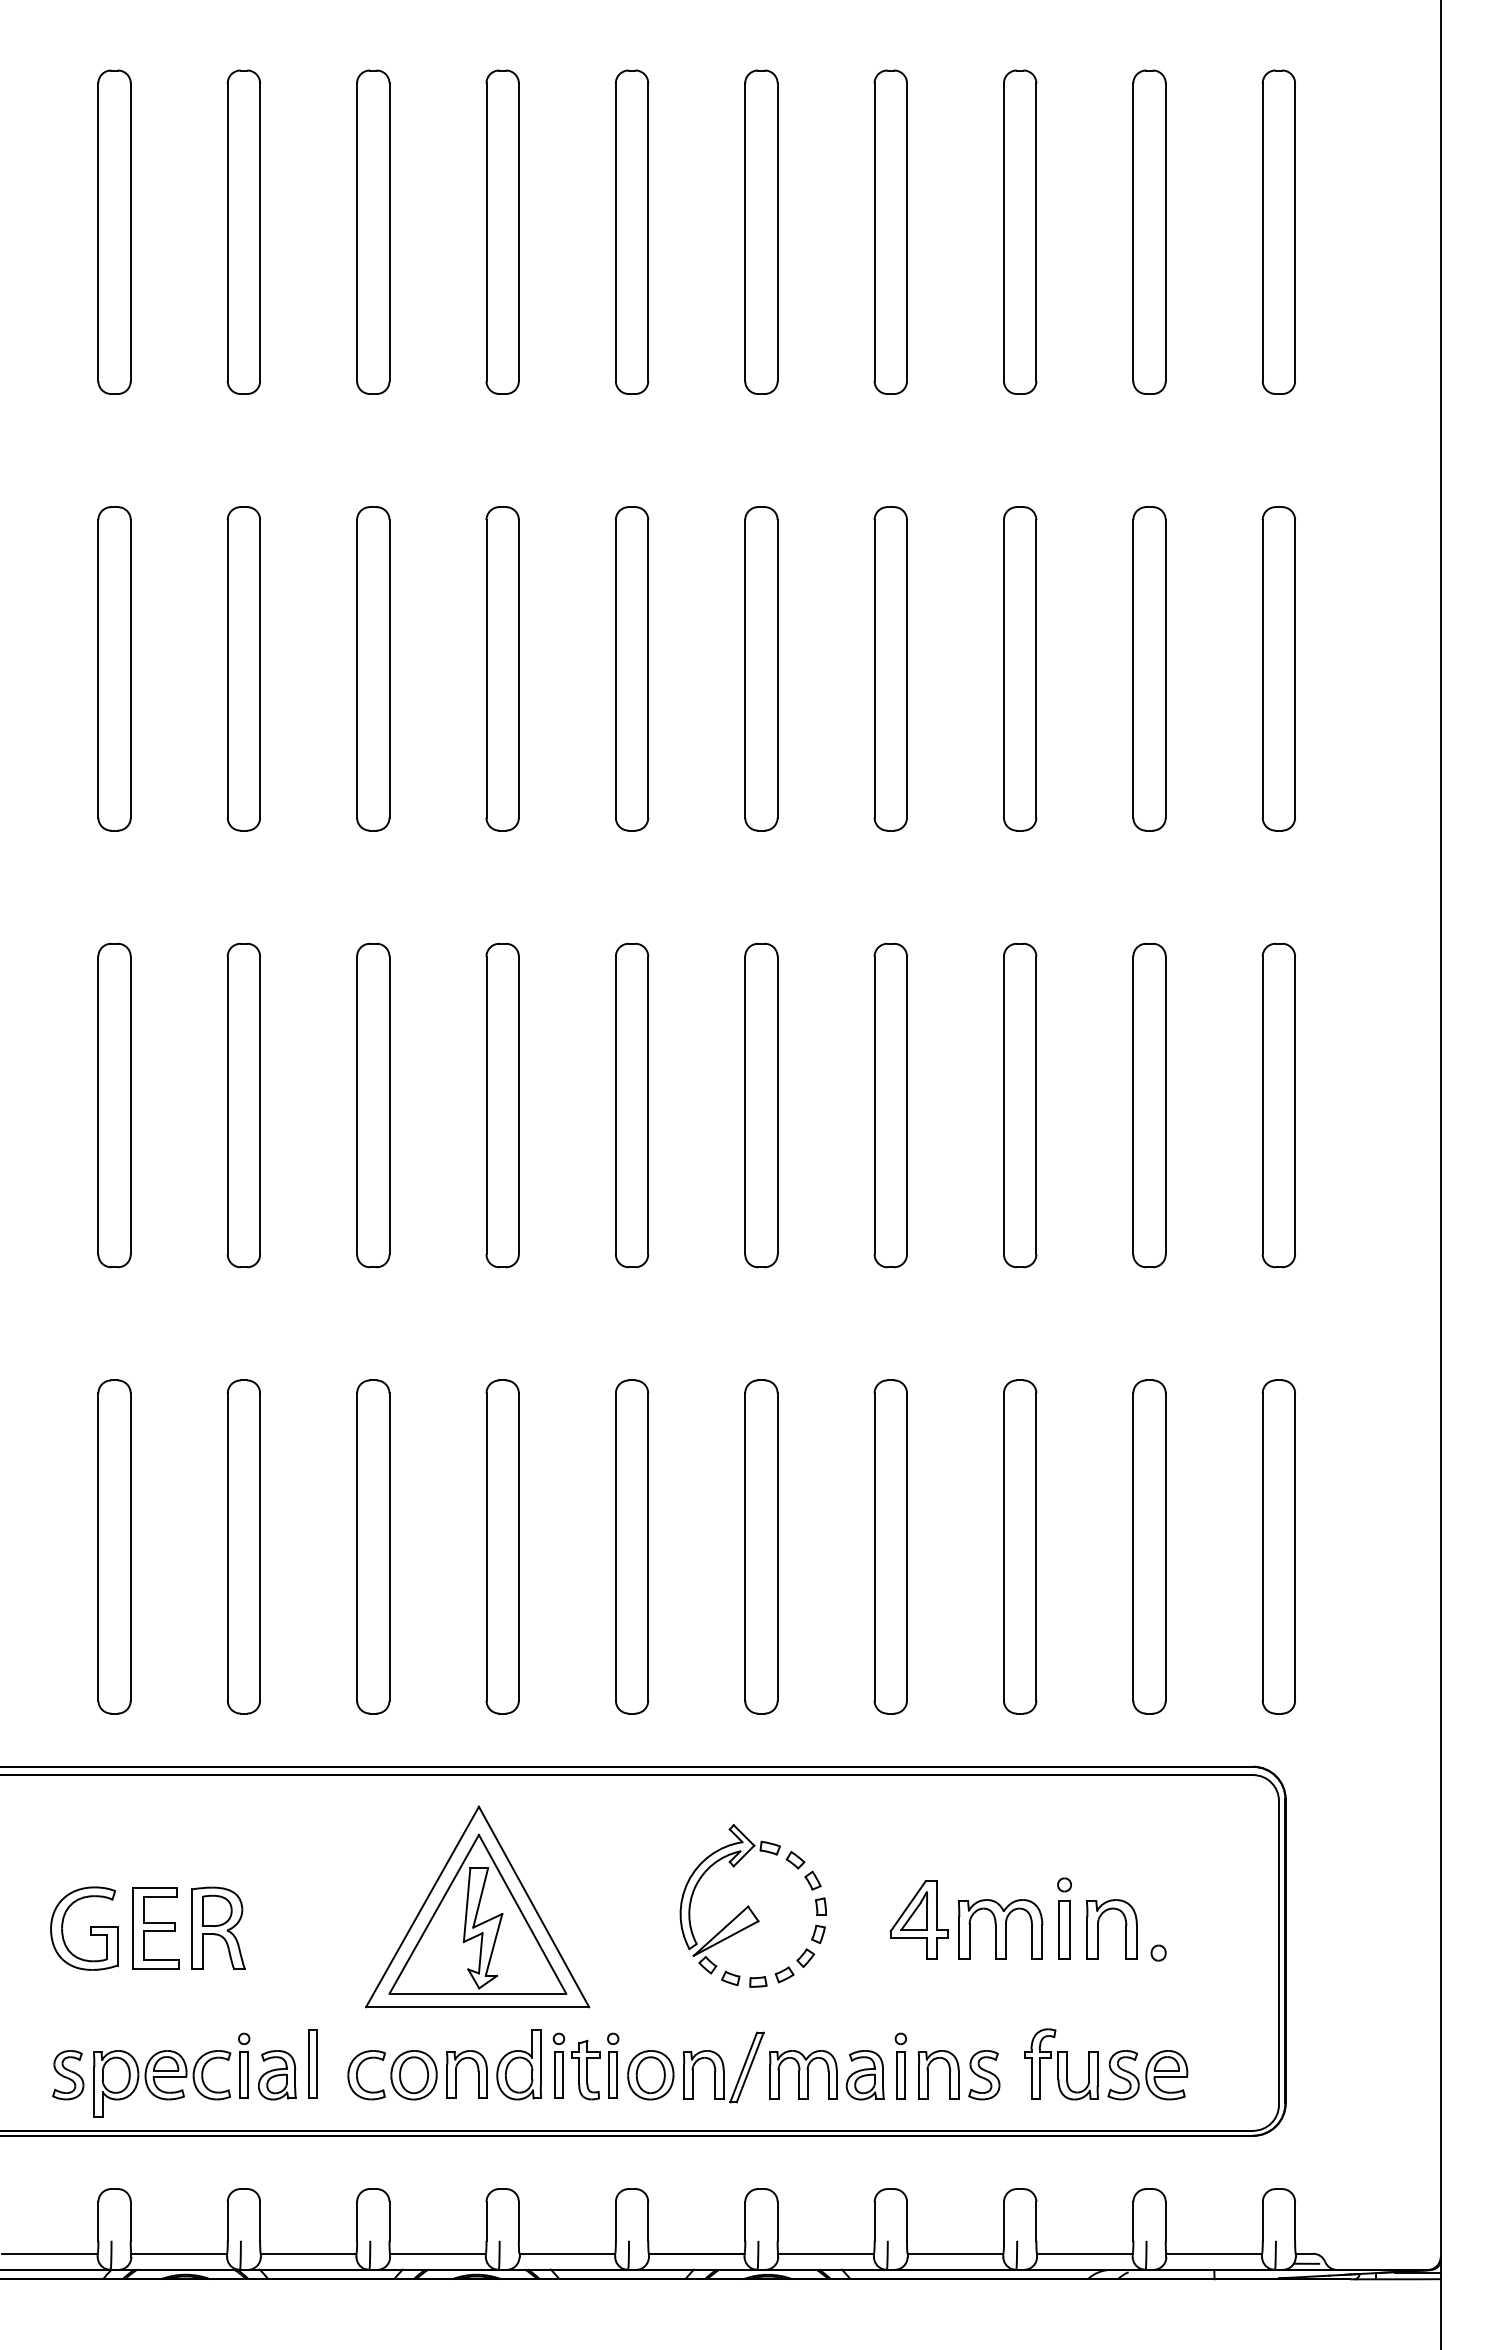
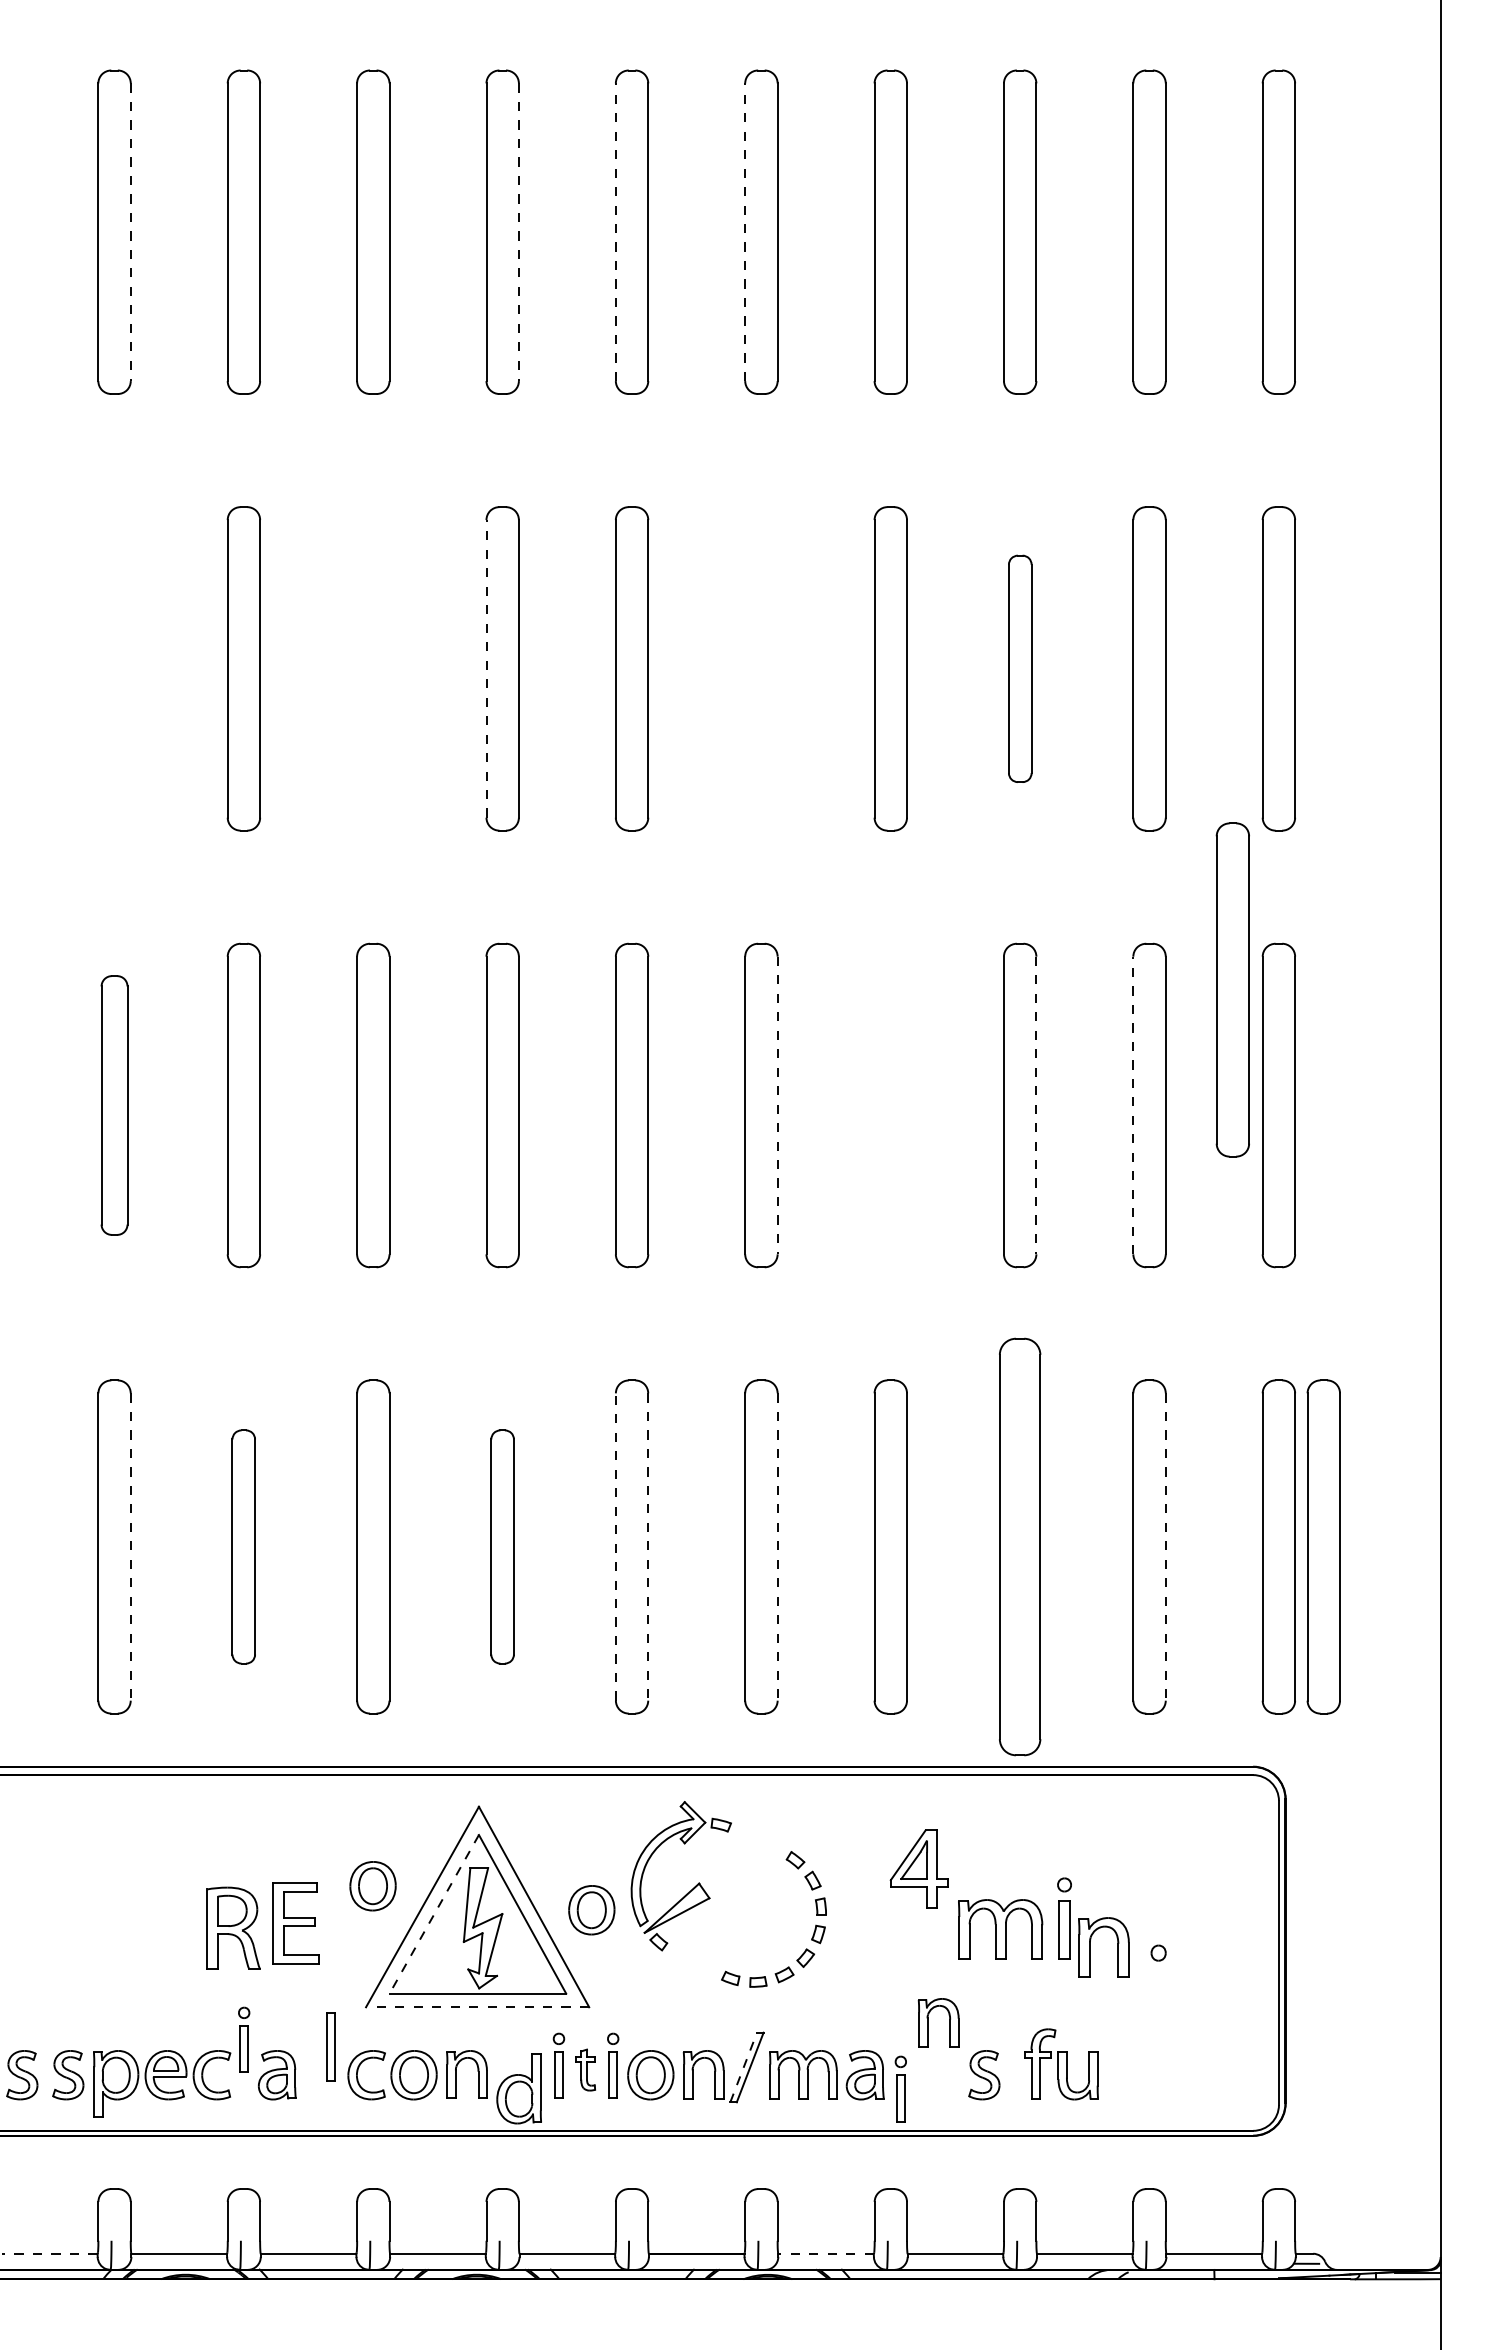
line: solid -> dashed (130, 232)
line: solid -> dashed (518, 232)
line: solid -> dashed (615, 232)
line: solid -> dashed (745, 232)
part: present -> none (114, 668)
part: present -> none (373, 668)
line: solid -> dashed (486, 668)
part: present -> none (761, 668)
part size: 35x326 px -> 25x229 px (1020, 668)
part: none -> present (1232, 989)
part size: 35x327 px -> 29x261 px (114, 1105)
line: solid -> dashed (777, 1105)
part: present -> none (890, 1105)
line: solid -> dashed (1036, 1105)
line: solid -> dashed (1133, 1105)
part size: 35x336 px -> 25x236 px (243, 1546)
part size: 35x336 px -> 25x236 px (502, 1546)
part size: 35x336 px -> 43x420 px (1020, 1546)
part: none -> present (1323, 1546)
line: solid -> dashed (130, 1547)
line: solid -> dashed (615, 1547)
line: solid -> dashed (648, 1547)
line: solid -> dashed (777, 1547)
line: solid -> dashed (1165, 1547)
part: none -> present (372, 1886)
part: none -> present (591, 1910)
part position: (741, 1911) -> (692, 1888) (692, 1888)
line: solid -> dashed (434, 1914)
part position: (918, 1919) -> (918, 1868) (918, 1868)
part position: (218, 1927) -> (233, 1927) (233, 1927)
part: present -> none (84, 1928)
part position: (155, 1928) -> (295, 1923) (295, 1923)
part position: (1098, 1929) -> (1090, 1947) (1090, 1947)
line: solid -> dashed (477, 2007)
part position: (312, 2063) -> (330, 2046) (330, 2046)
part position: (518, 2064) -> (518, 2088) (518, 2088)
part position: (244, 2065) -> (244, 2039) (244, 2039)
part position: (900, 2065) -> (900, 2088) (900, 2088)
line: solid -> dashed (743, 2067)
part size: 30x62 px -> 21x44 px (585, 2069)
part position: (928, 2074) -> (928, 2022) (928, 2022)
part: none -> present (22, 2075)
part: present -> none (1147, 2075)
line: solid -> dashed (49, 2253)
line: solid -> dashed (826, 2253)
